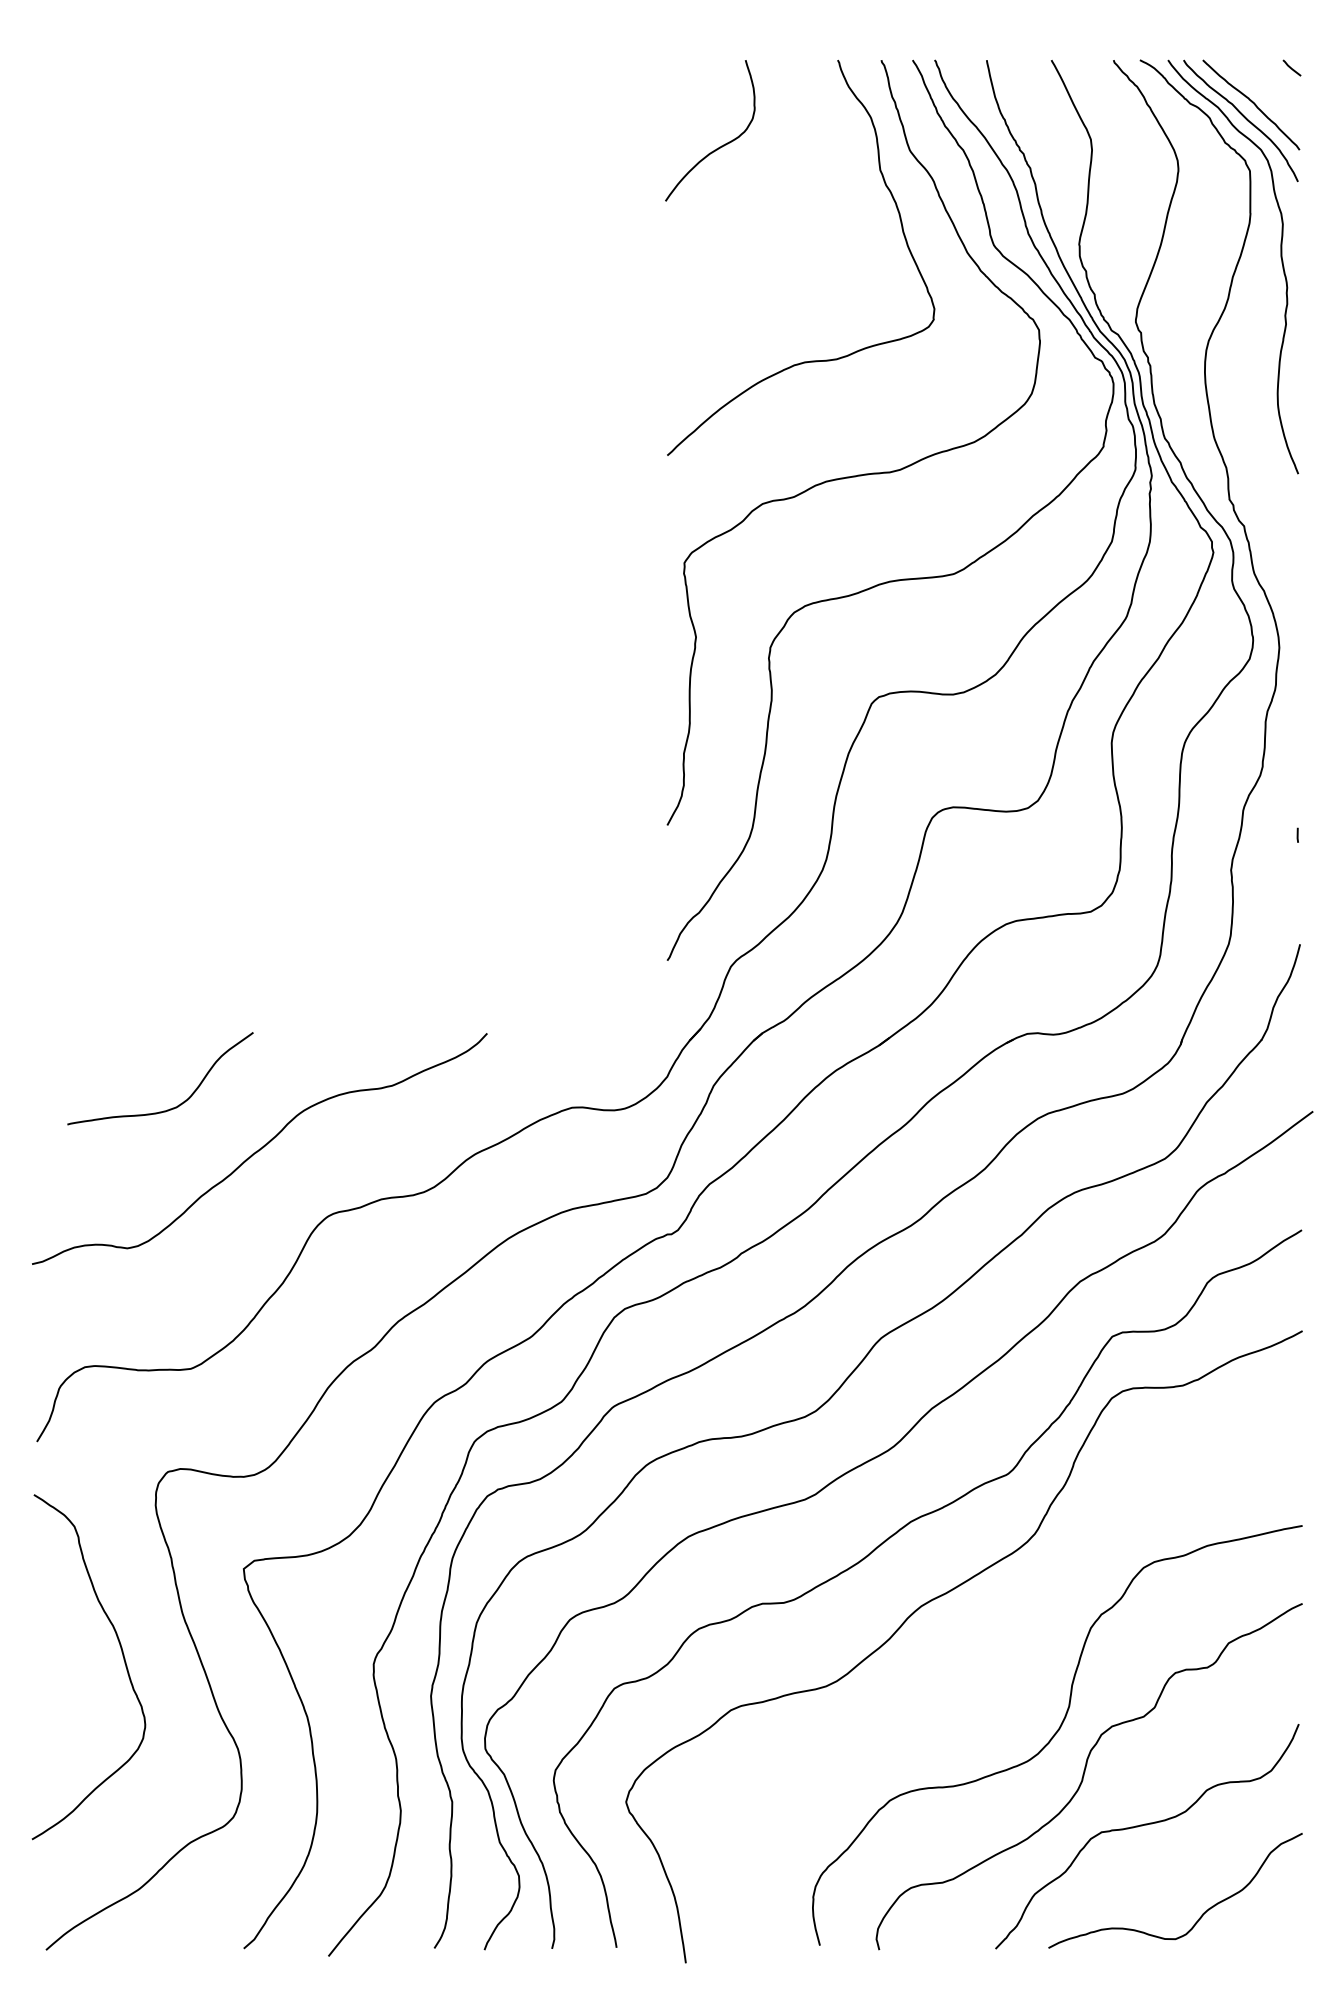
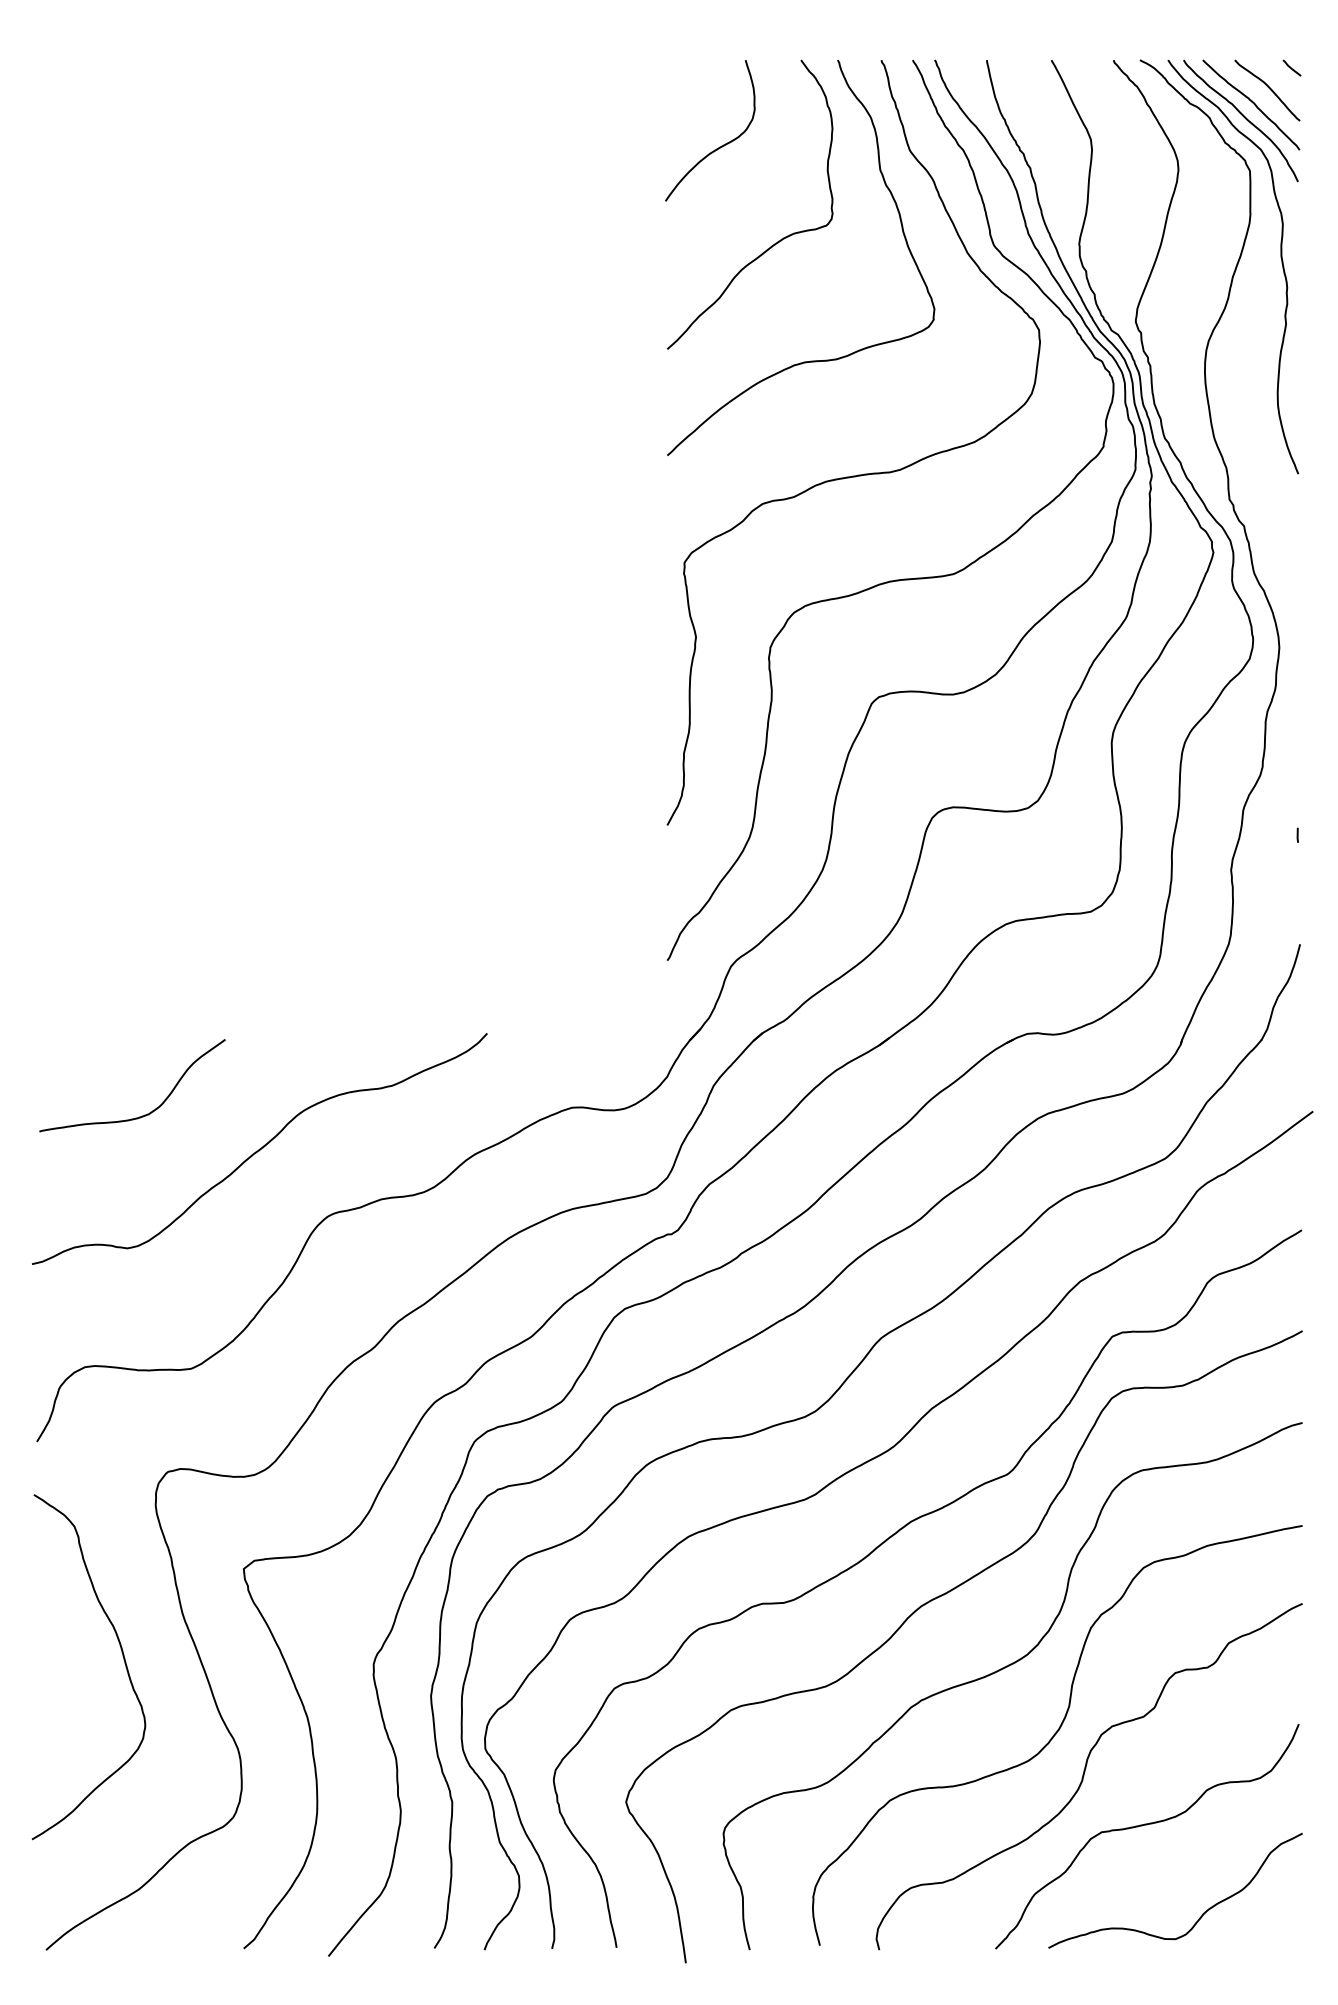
curve: none -> present (1268, 88)
curve: none -> present (778, 240)
curve position: (172, 1107) -> (144, 1114) (144, 1114)
curve: none -> present (1003, 1669)
